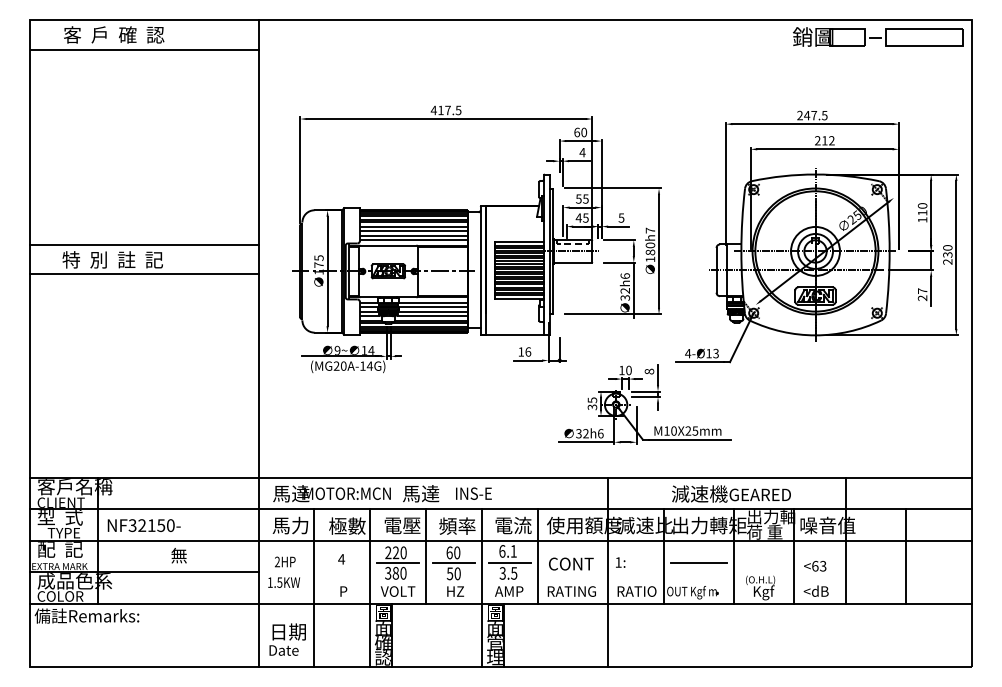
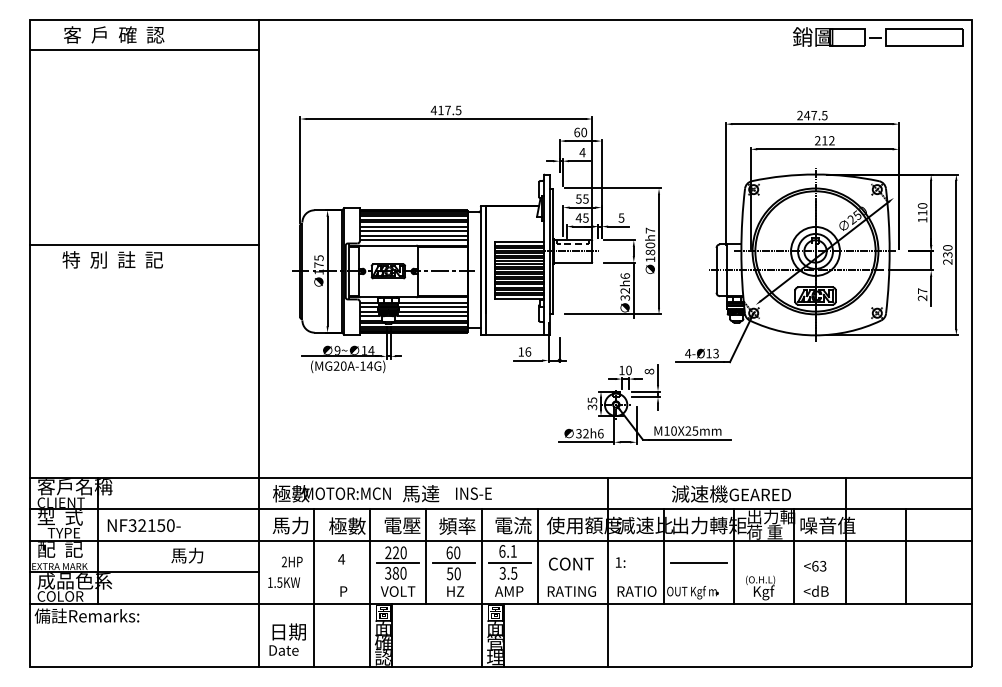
line: present -> none (144, 274)
text: 馬達 -> 極數 (291, 493)
text: 無 -> 馬力 (187, 555)
text position: (285, 561) -> (292, 561) (292, 561)
